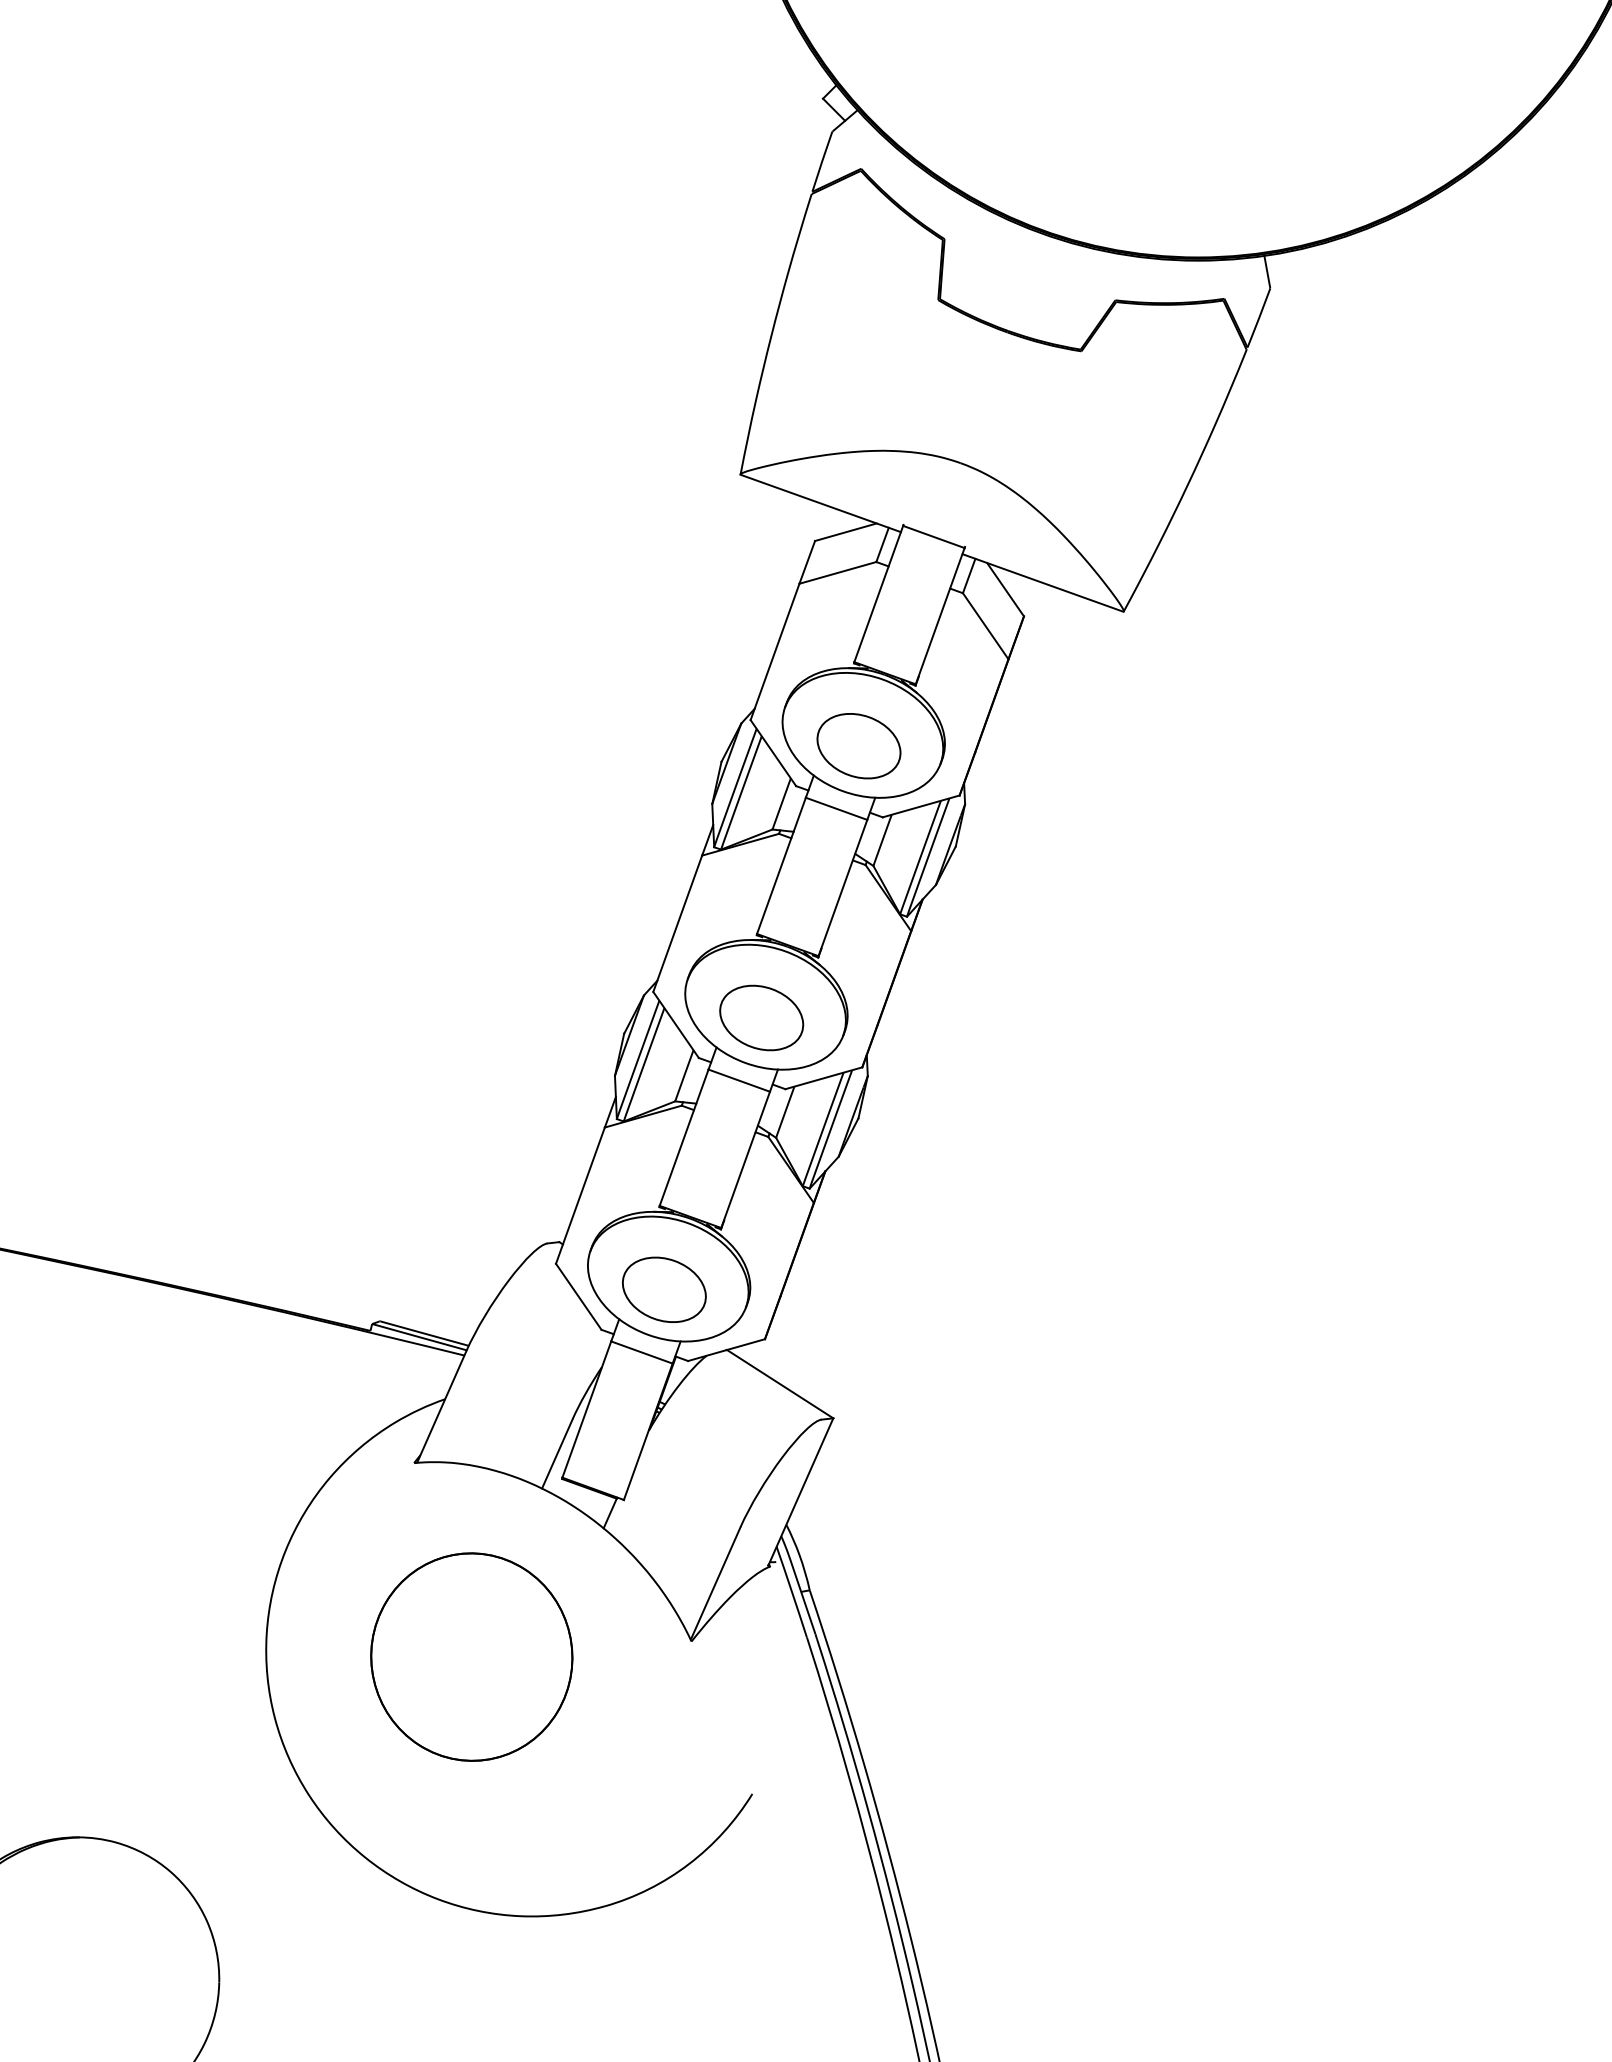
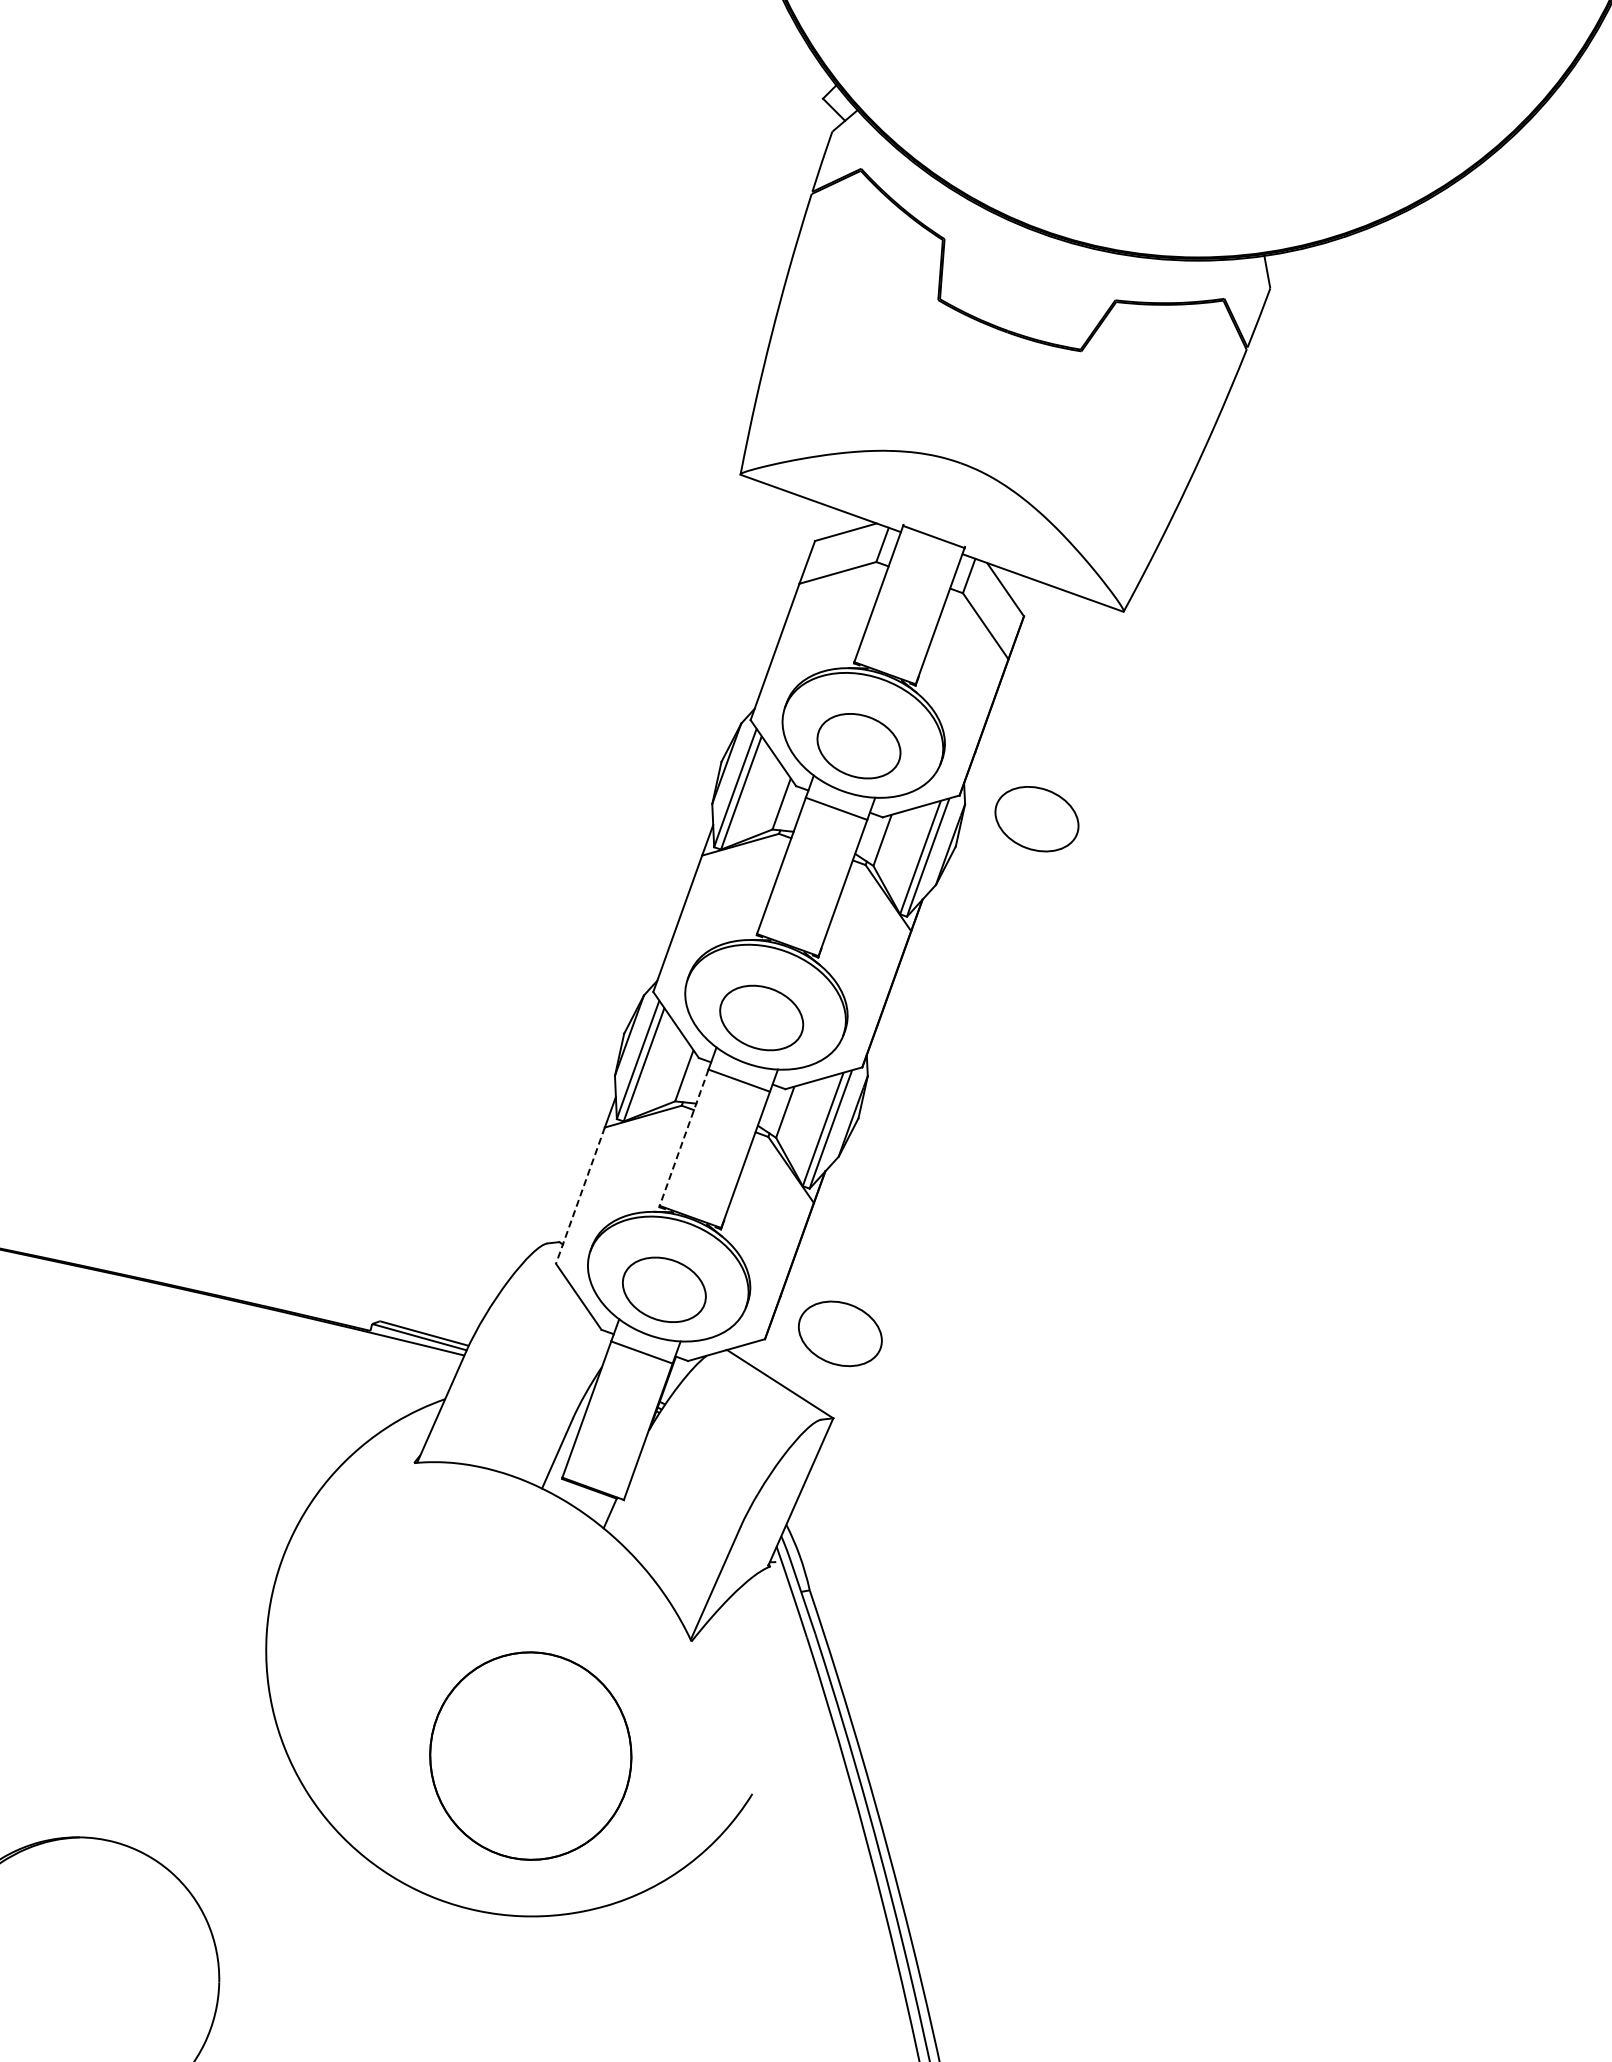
part: none -> present (1036, 819)
line: solid -> dashed (683, 1138)
line: solid -> dashed (580, 1196)
part: none -> present (839, 1333)
part position: (471, 1656) -> (530, 1755) (530, 1755)
